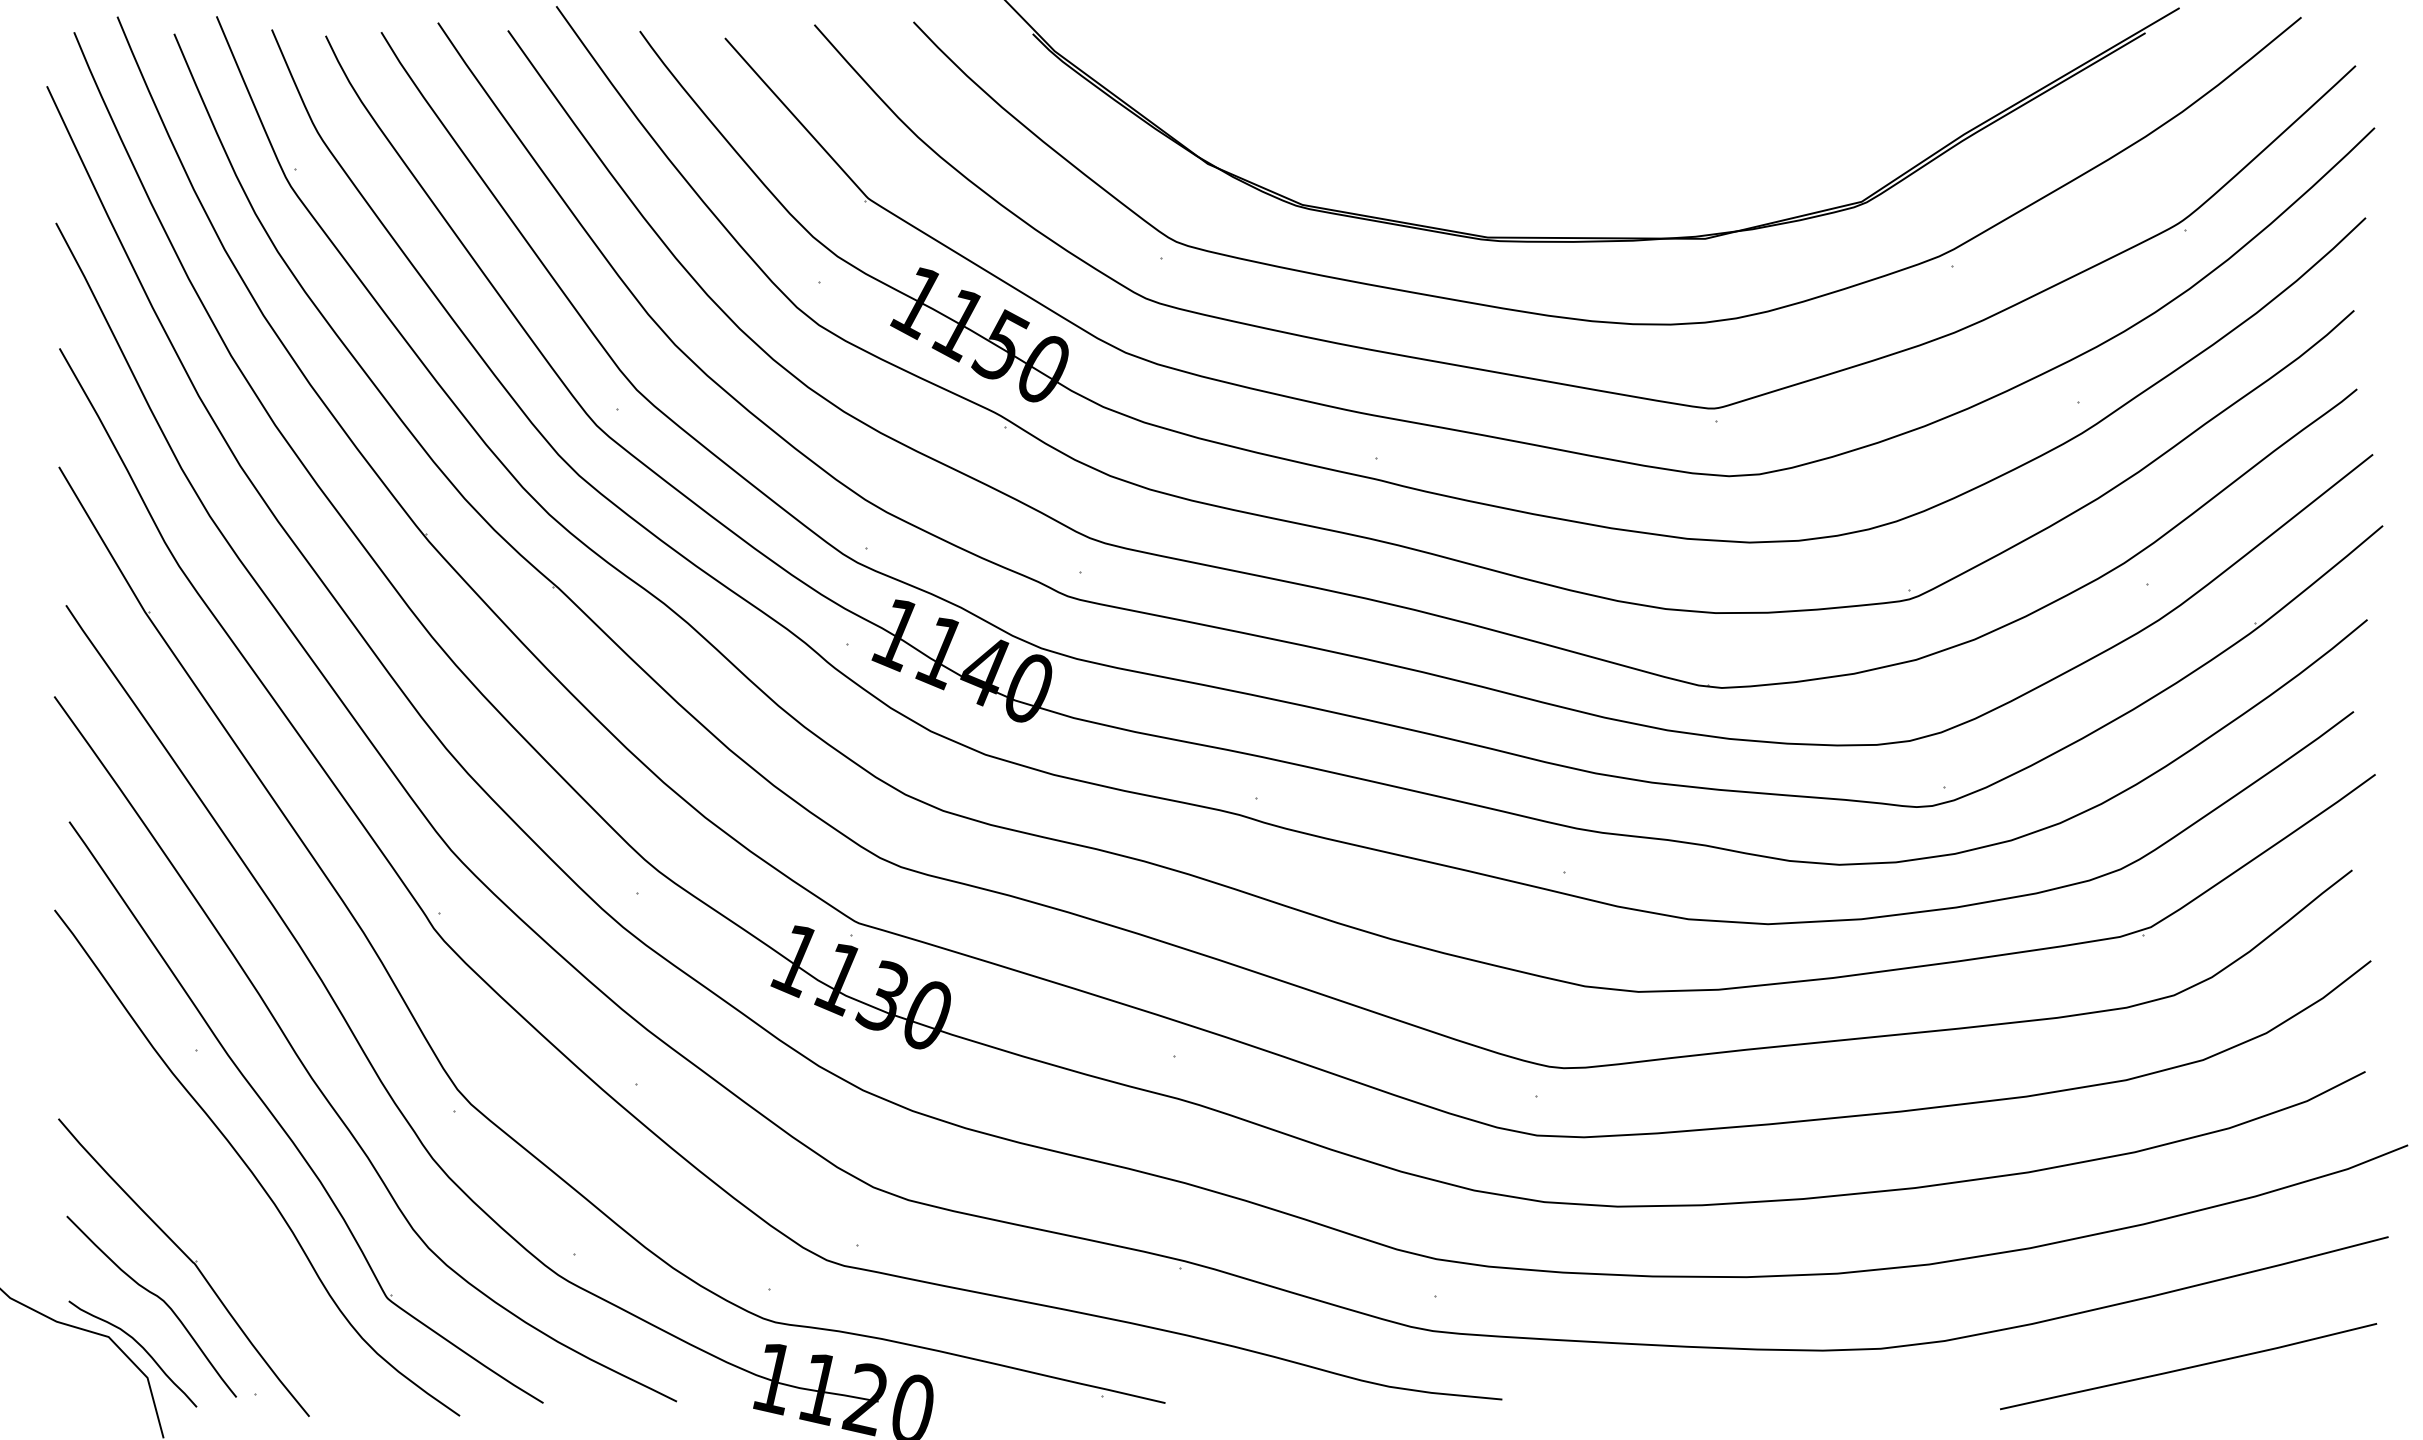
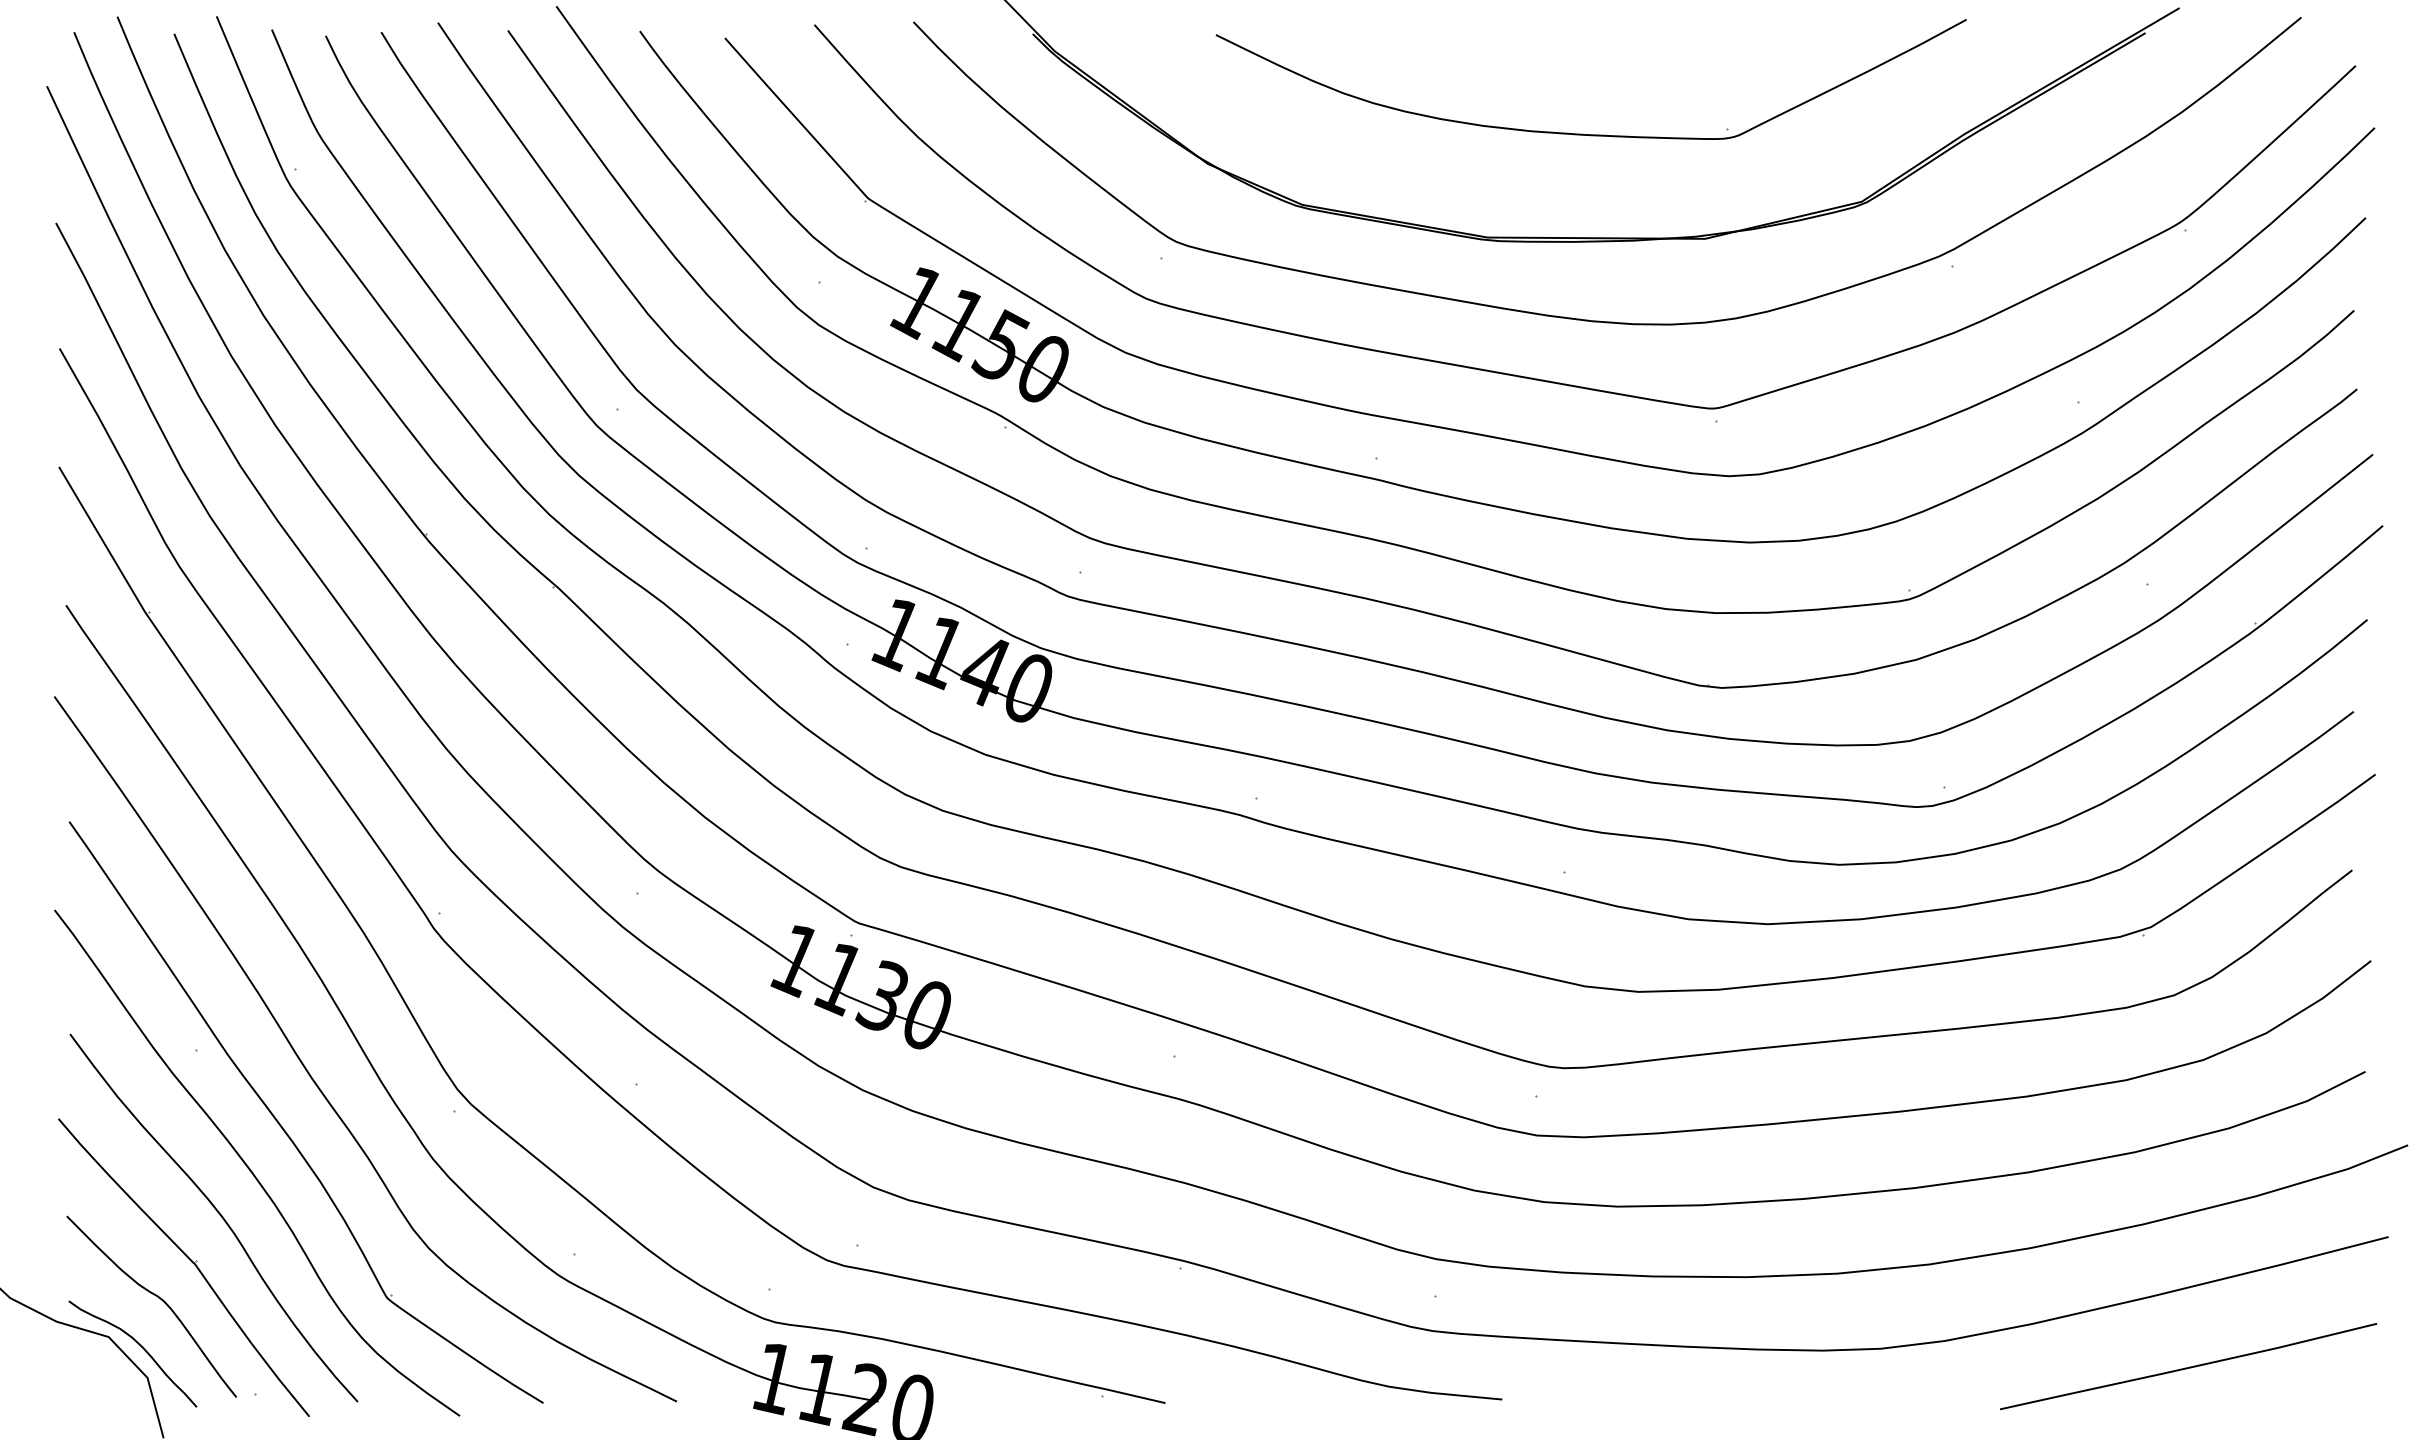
part: none -> present (1582, 133)
curve: none -> present (219, 1215)
